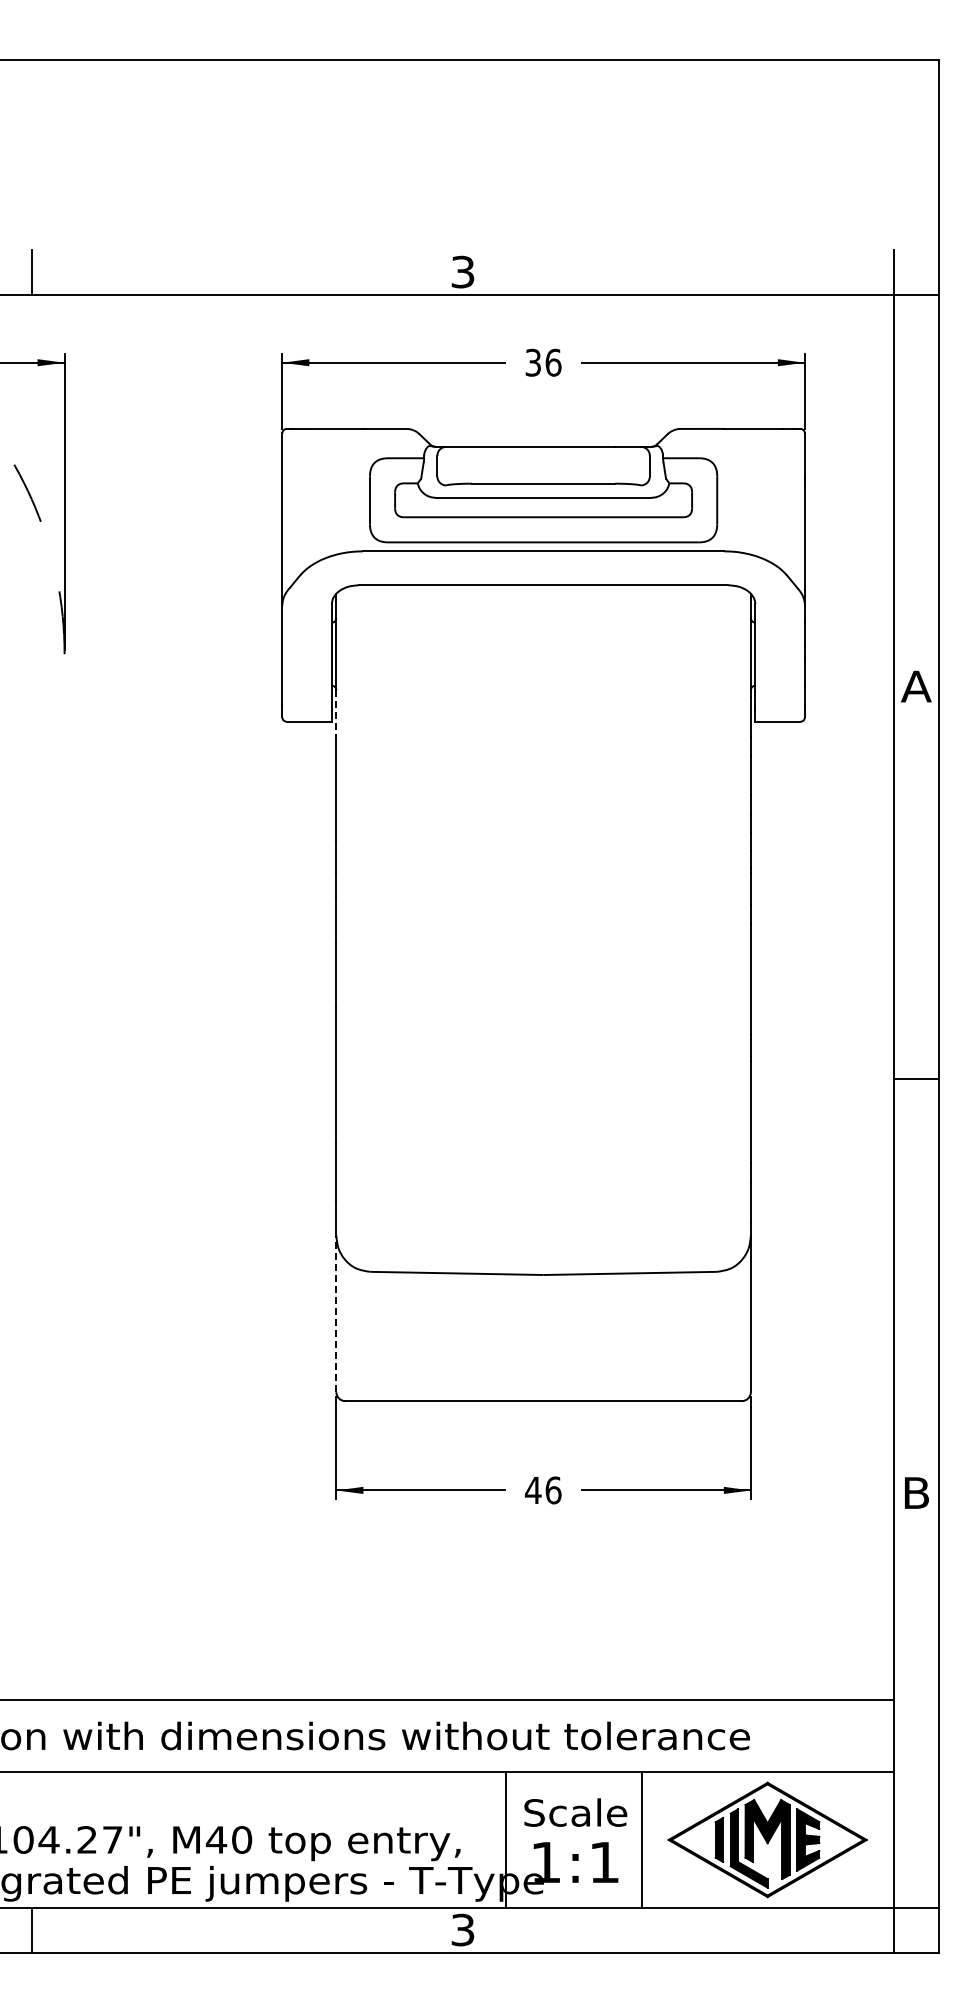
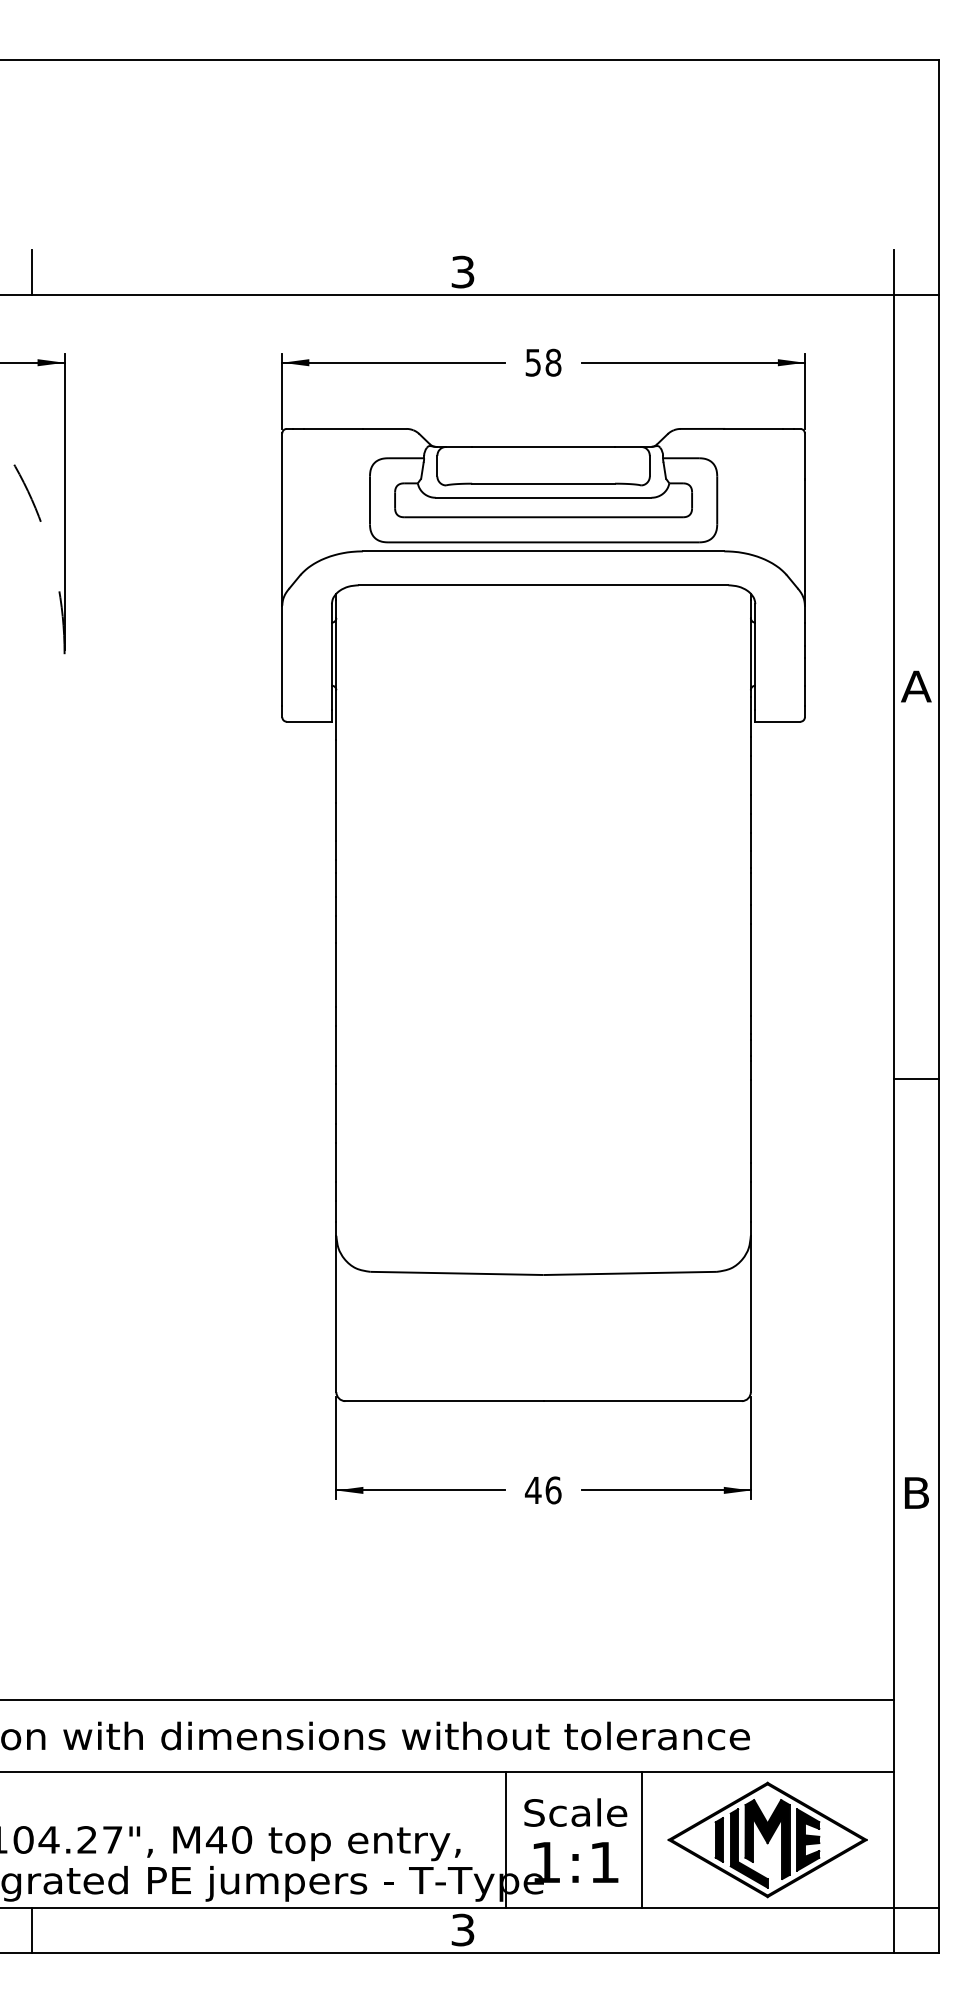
text: 36 -> 58 (543, 362)
line: dashed -> solid (336, 715)
line: dashed -> solid (336, 1313)
